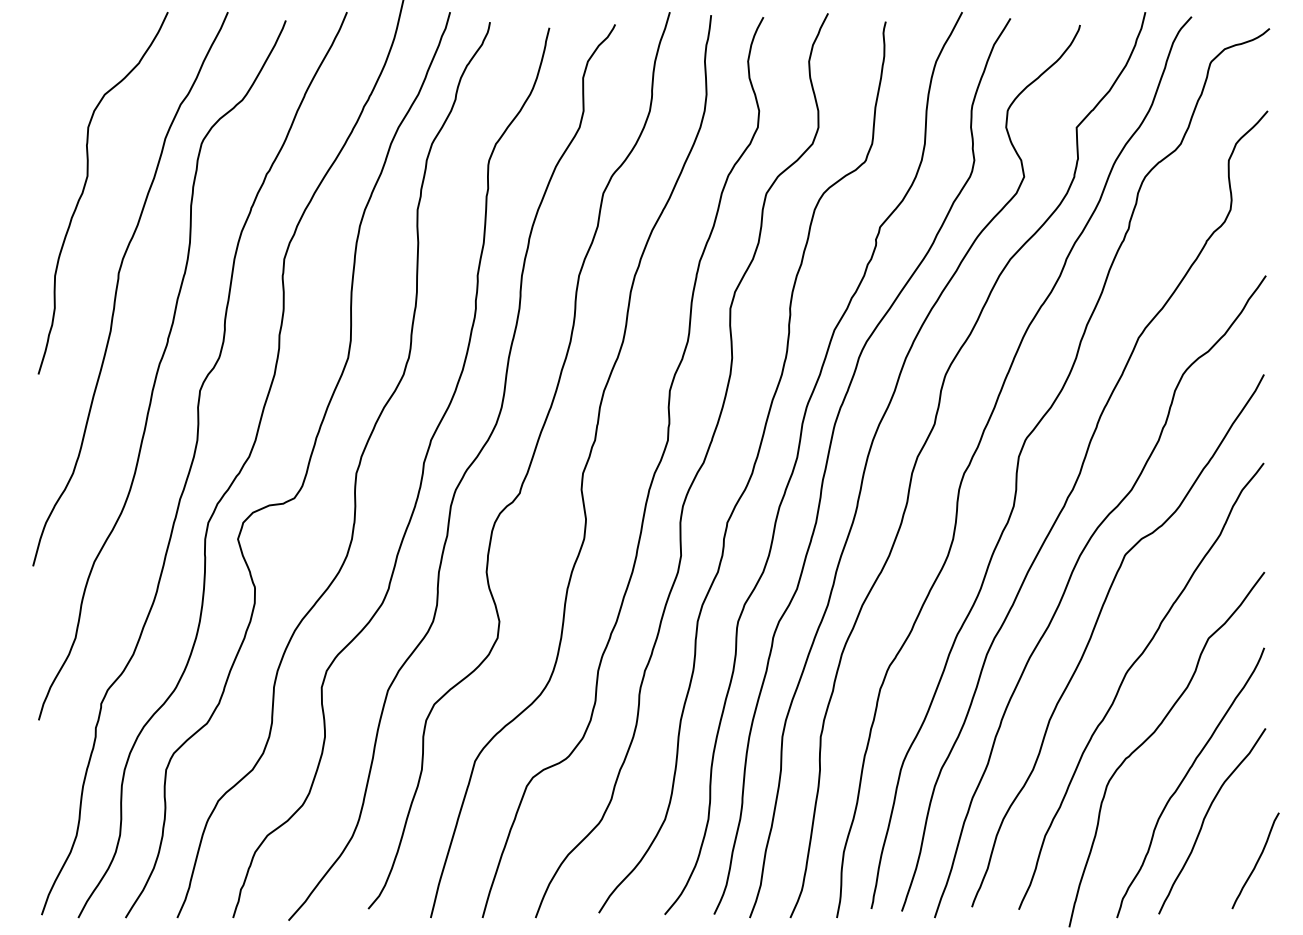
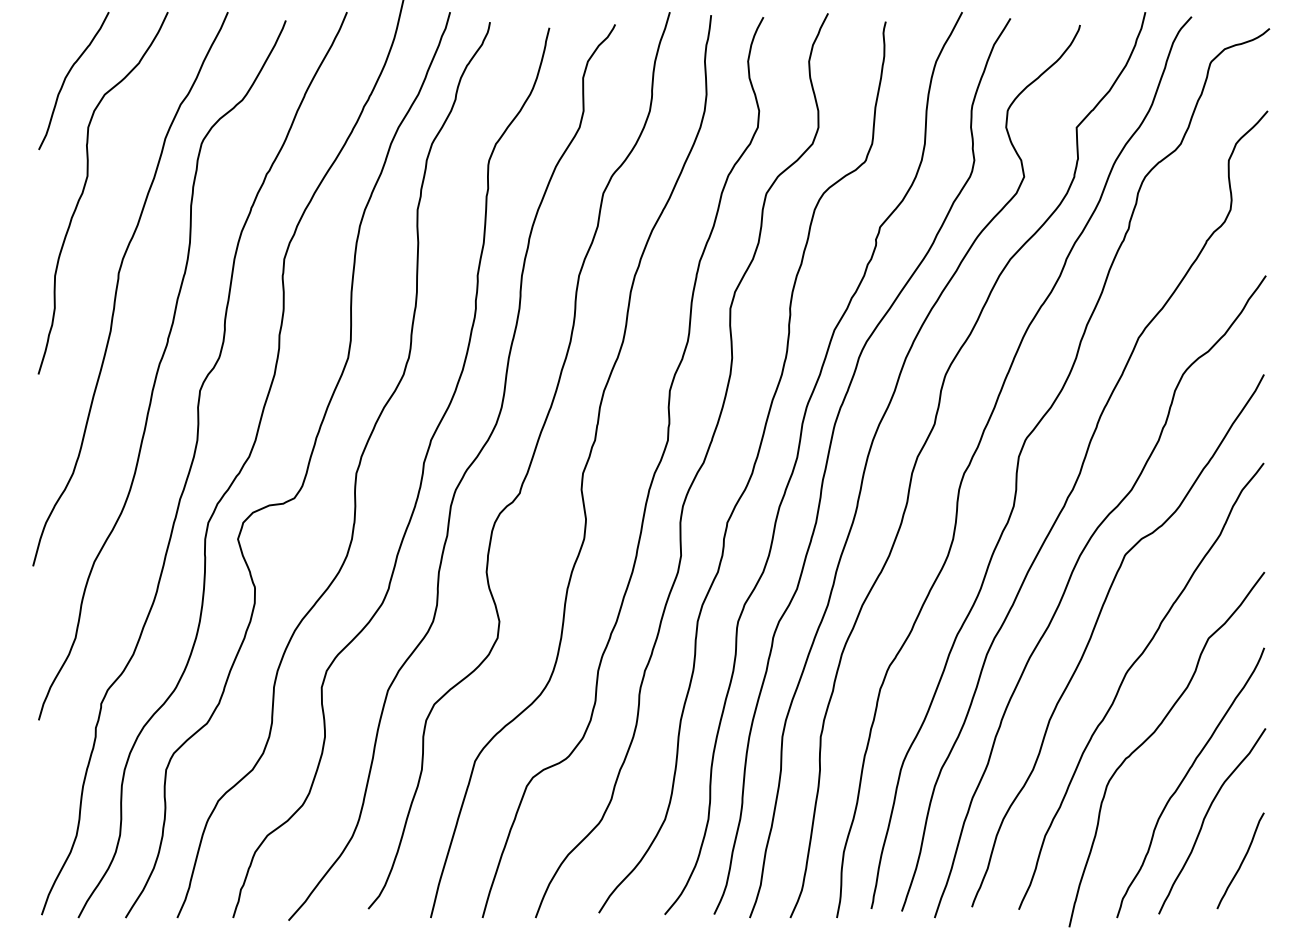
curve: none -> present (66, 78)
curve position: (1256, 861) -> (1241, 861) (1241, 861)
